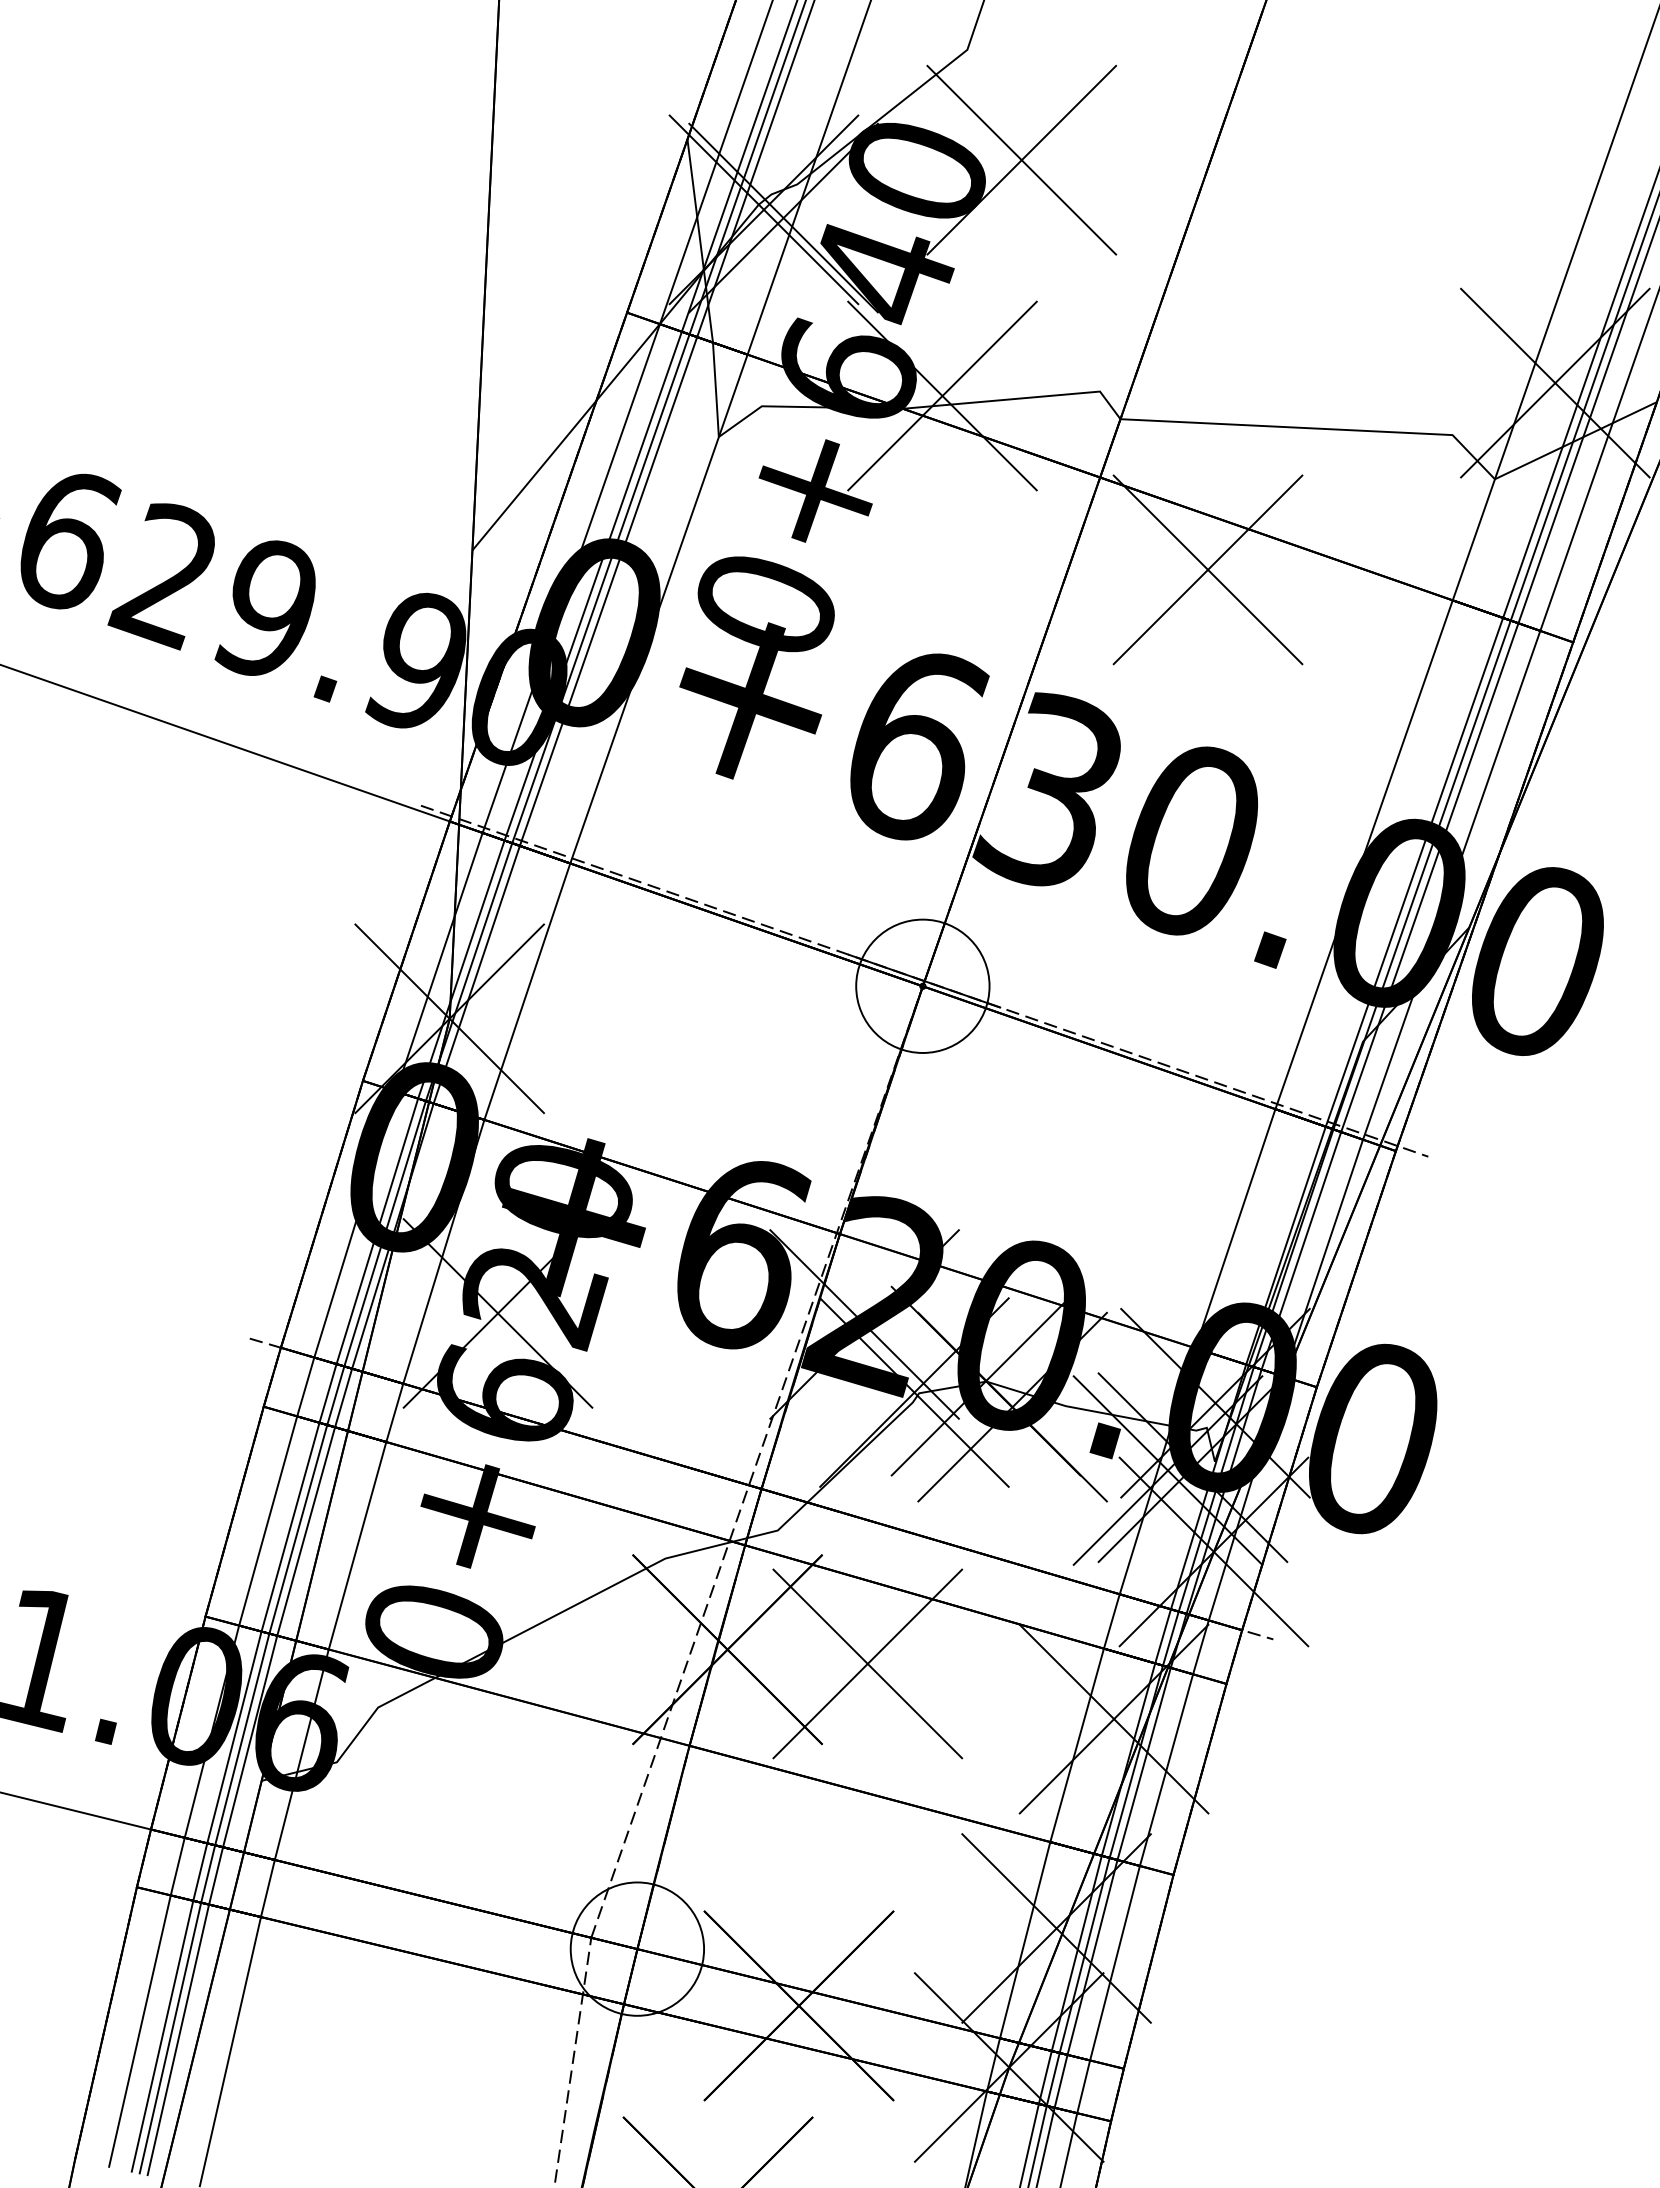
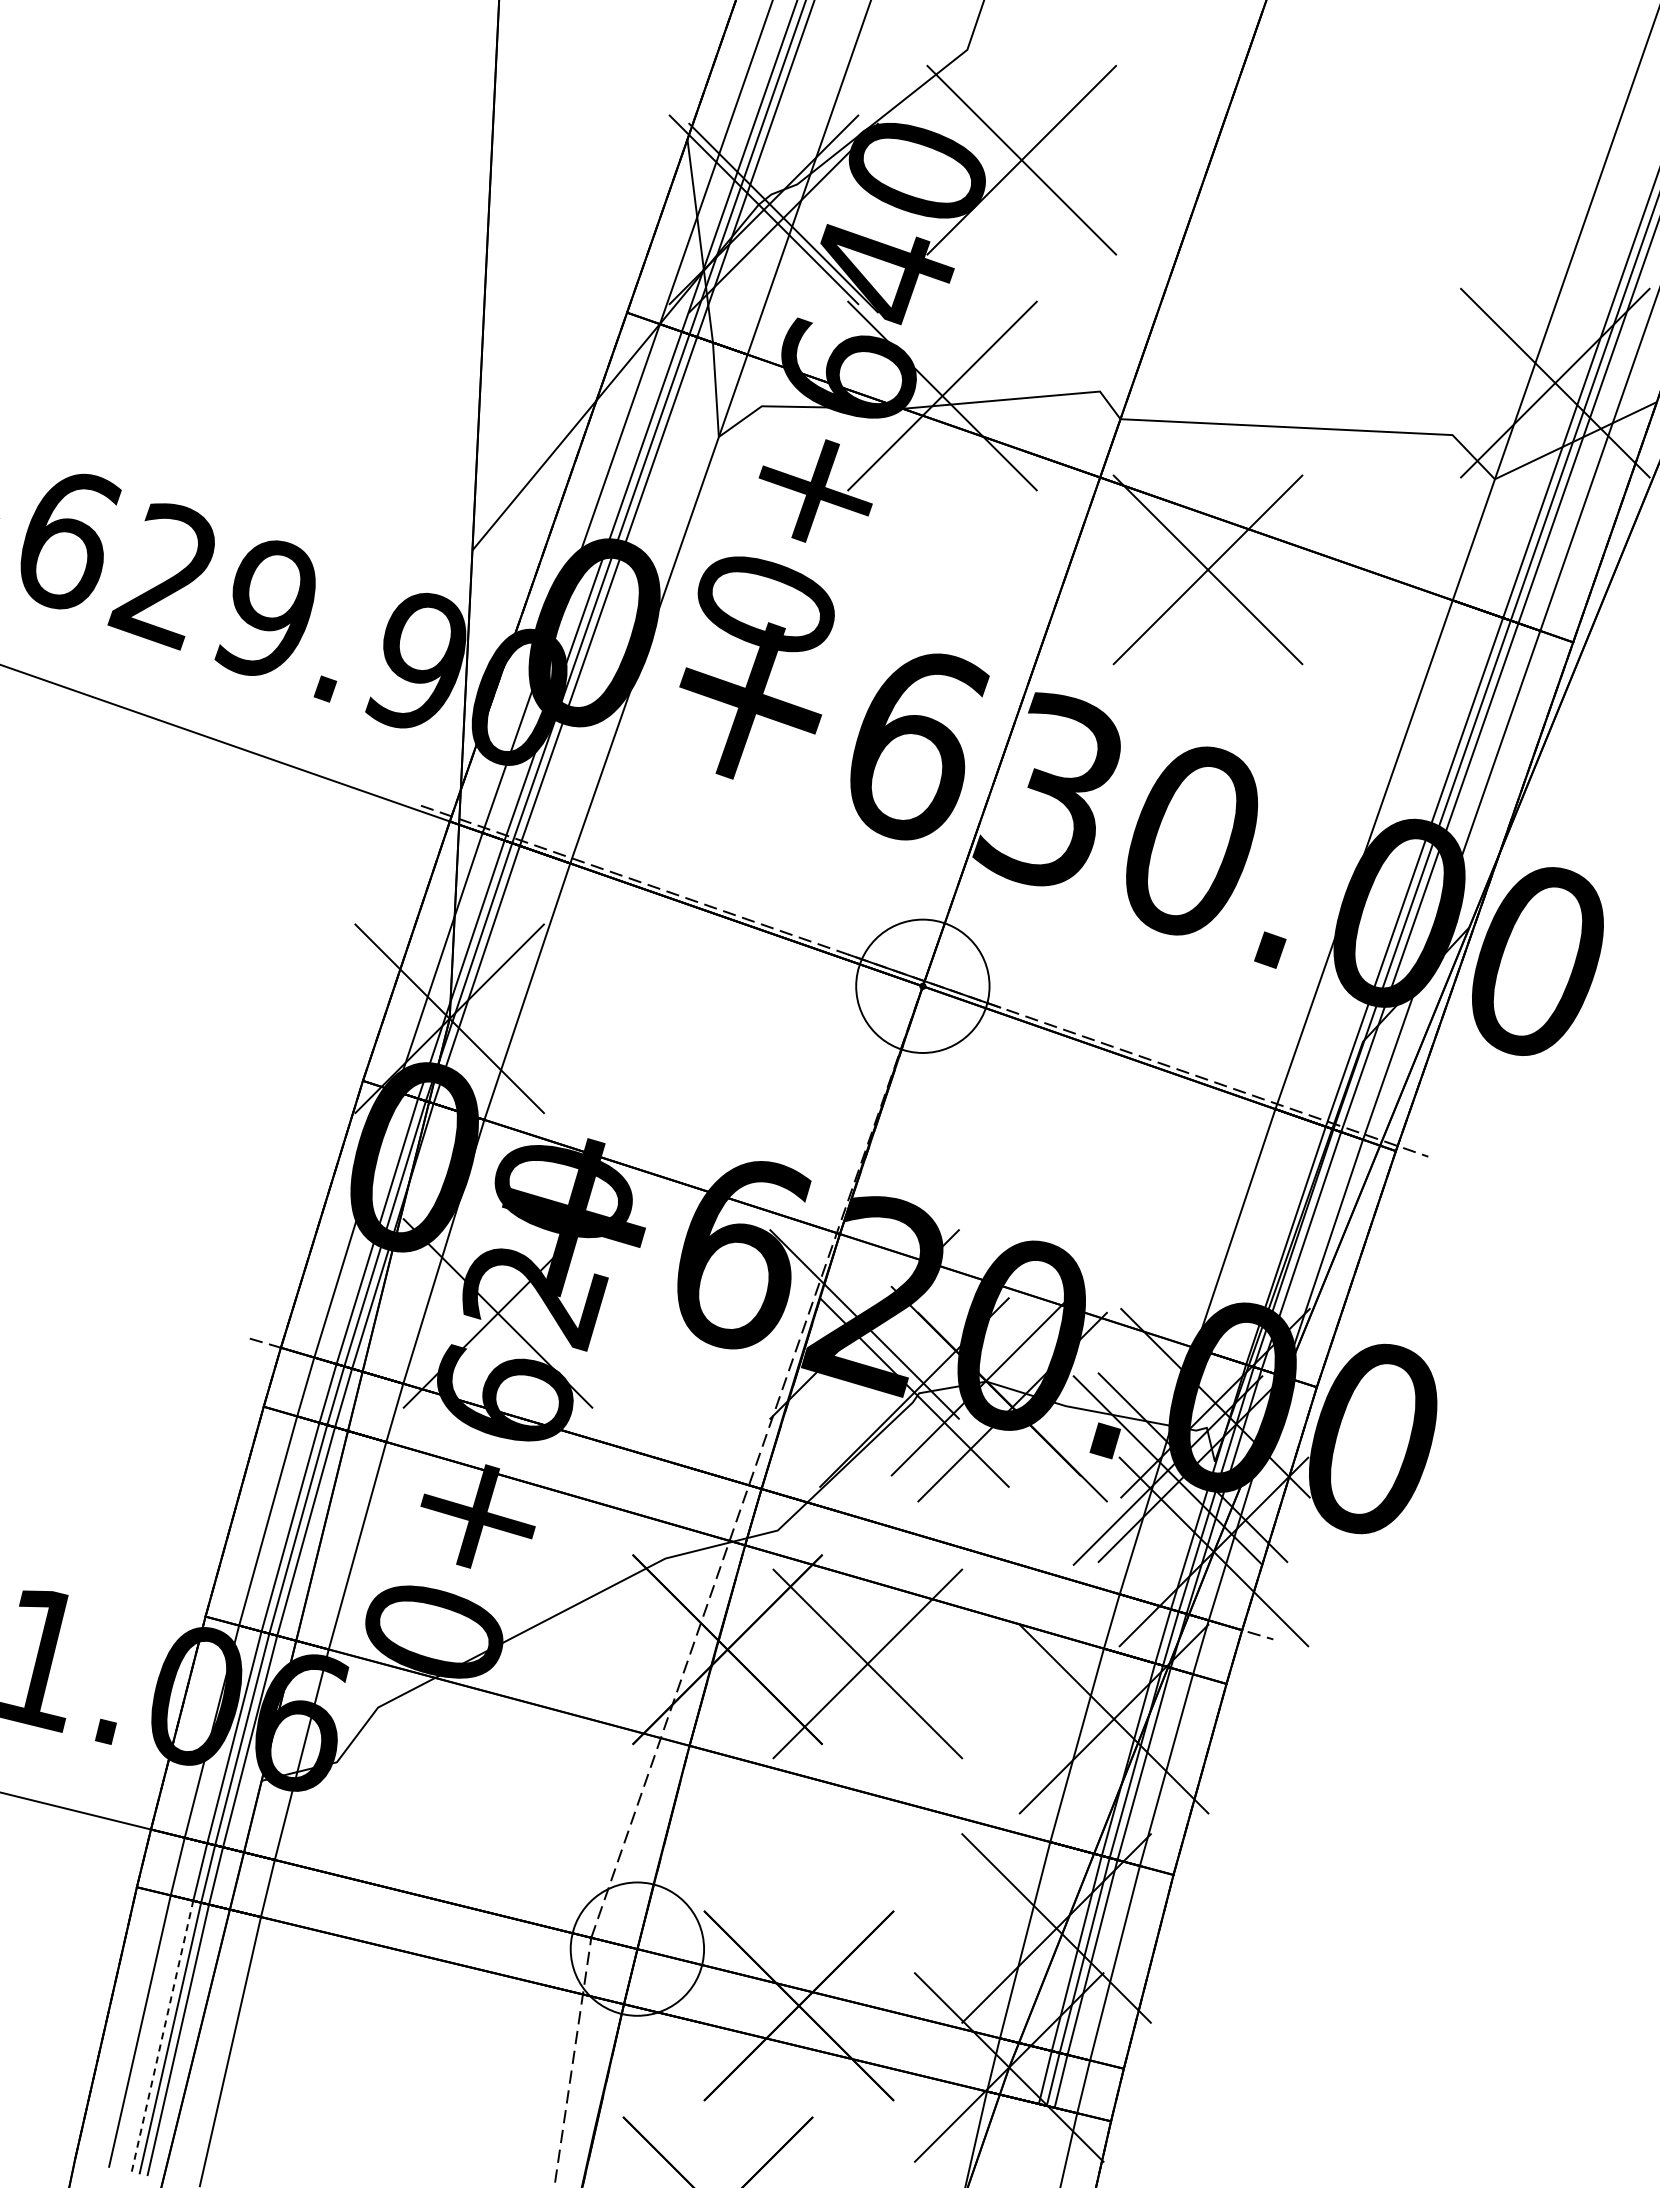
line: solid -> dashed (162, 2036)
line: present -> none (1029, 2143)
line: present -> none (1037, 2144)
line: present -> none (1045, 2145)
